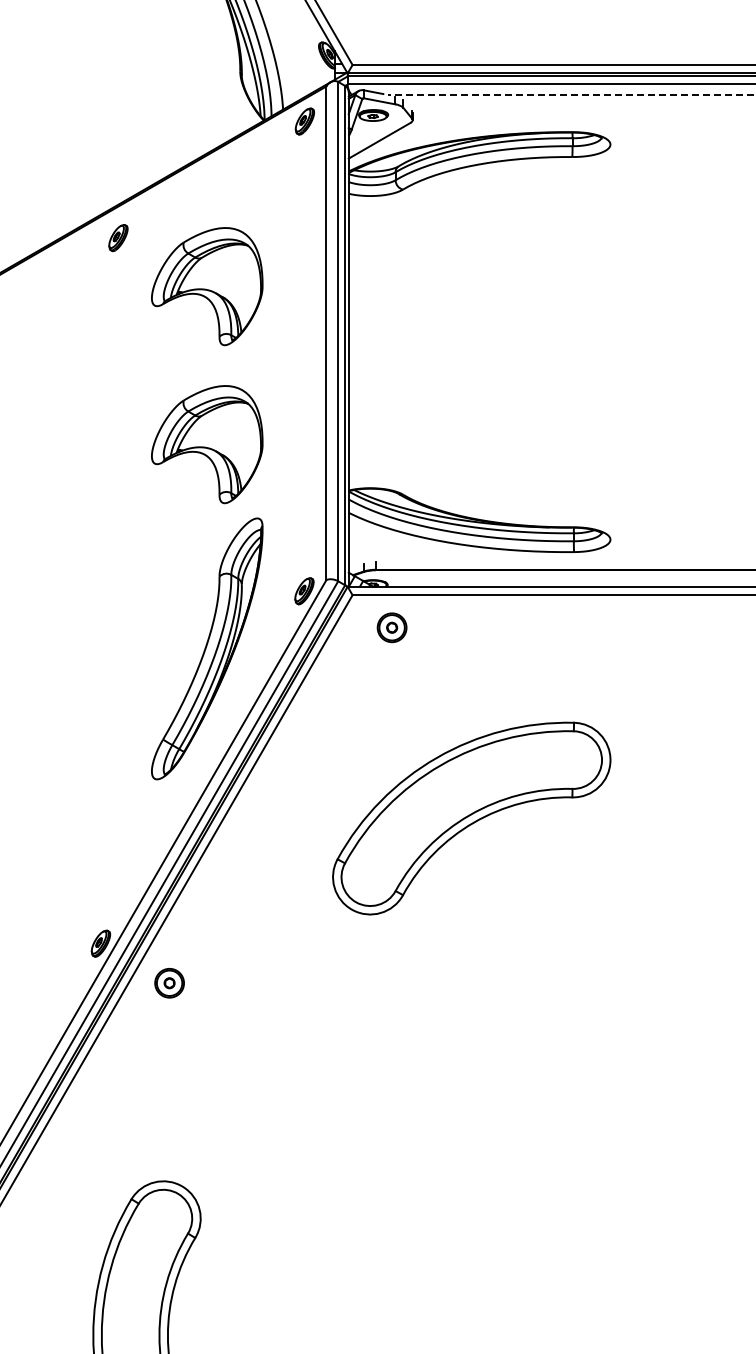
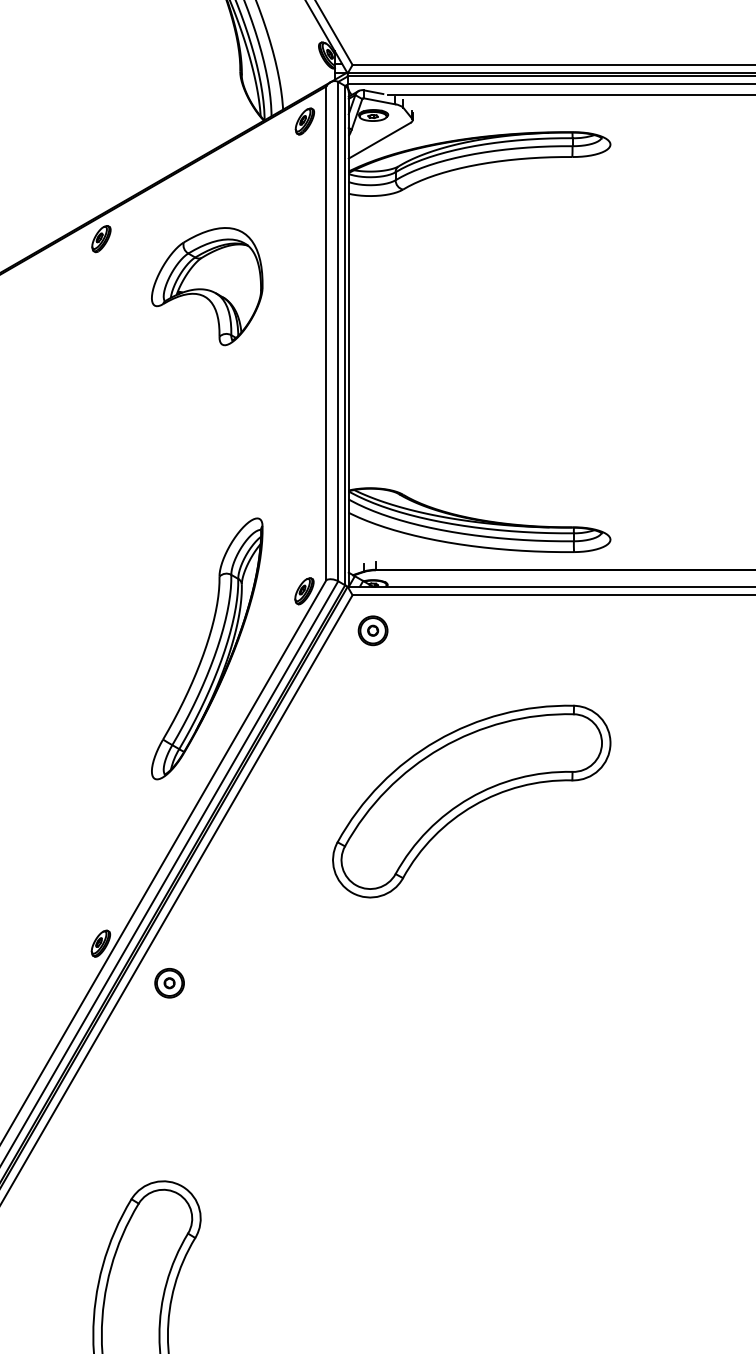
line: dashed -> solid (571, 95)
part position: (118, 238) -> (101, 239) (101, 239)
part: present -> none (207, 444)
part position: (391, 627) -> (372, 630) (372, 630)
part position: (471, 818) -> (471, 801) (471, 801)
